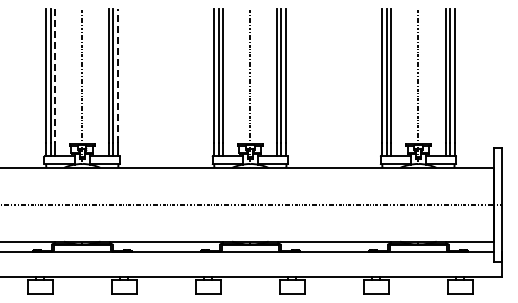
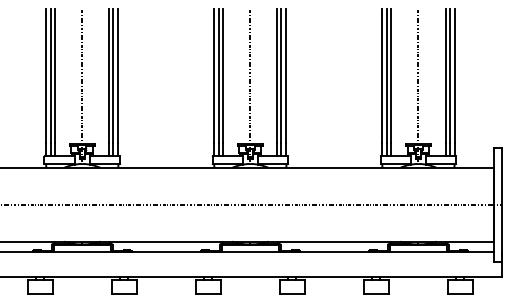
line: dashed -> solid (55, 75)
line: dashed -> solid (118, 75)
